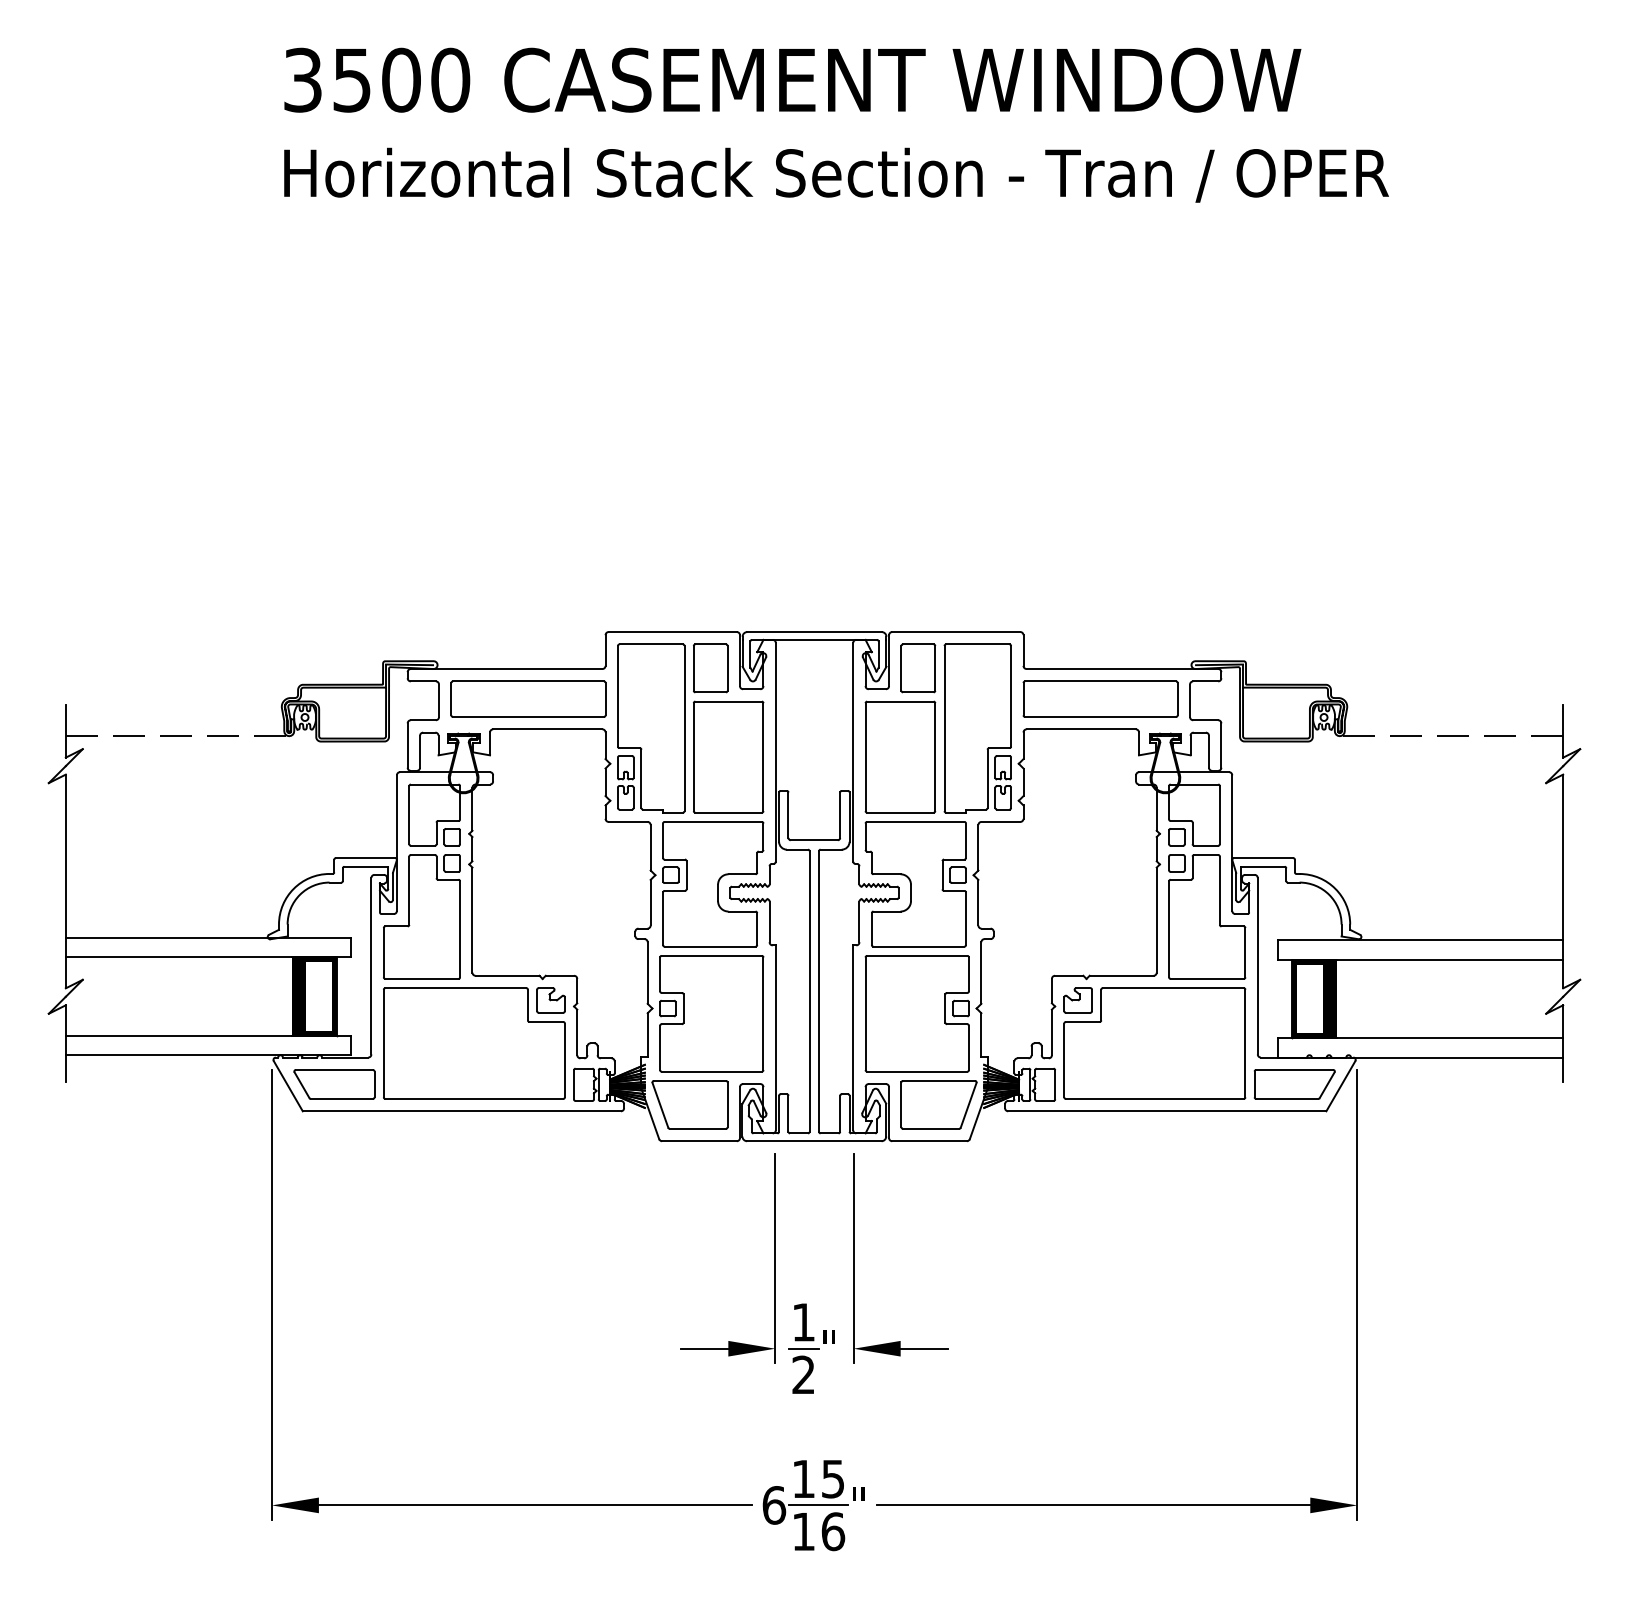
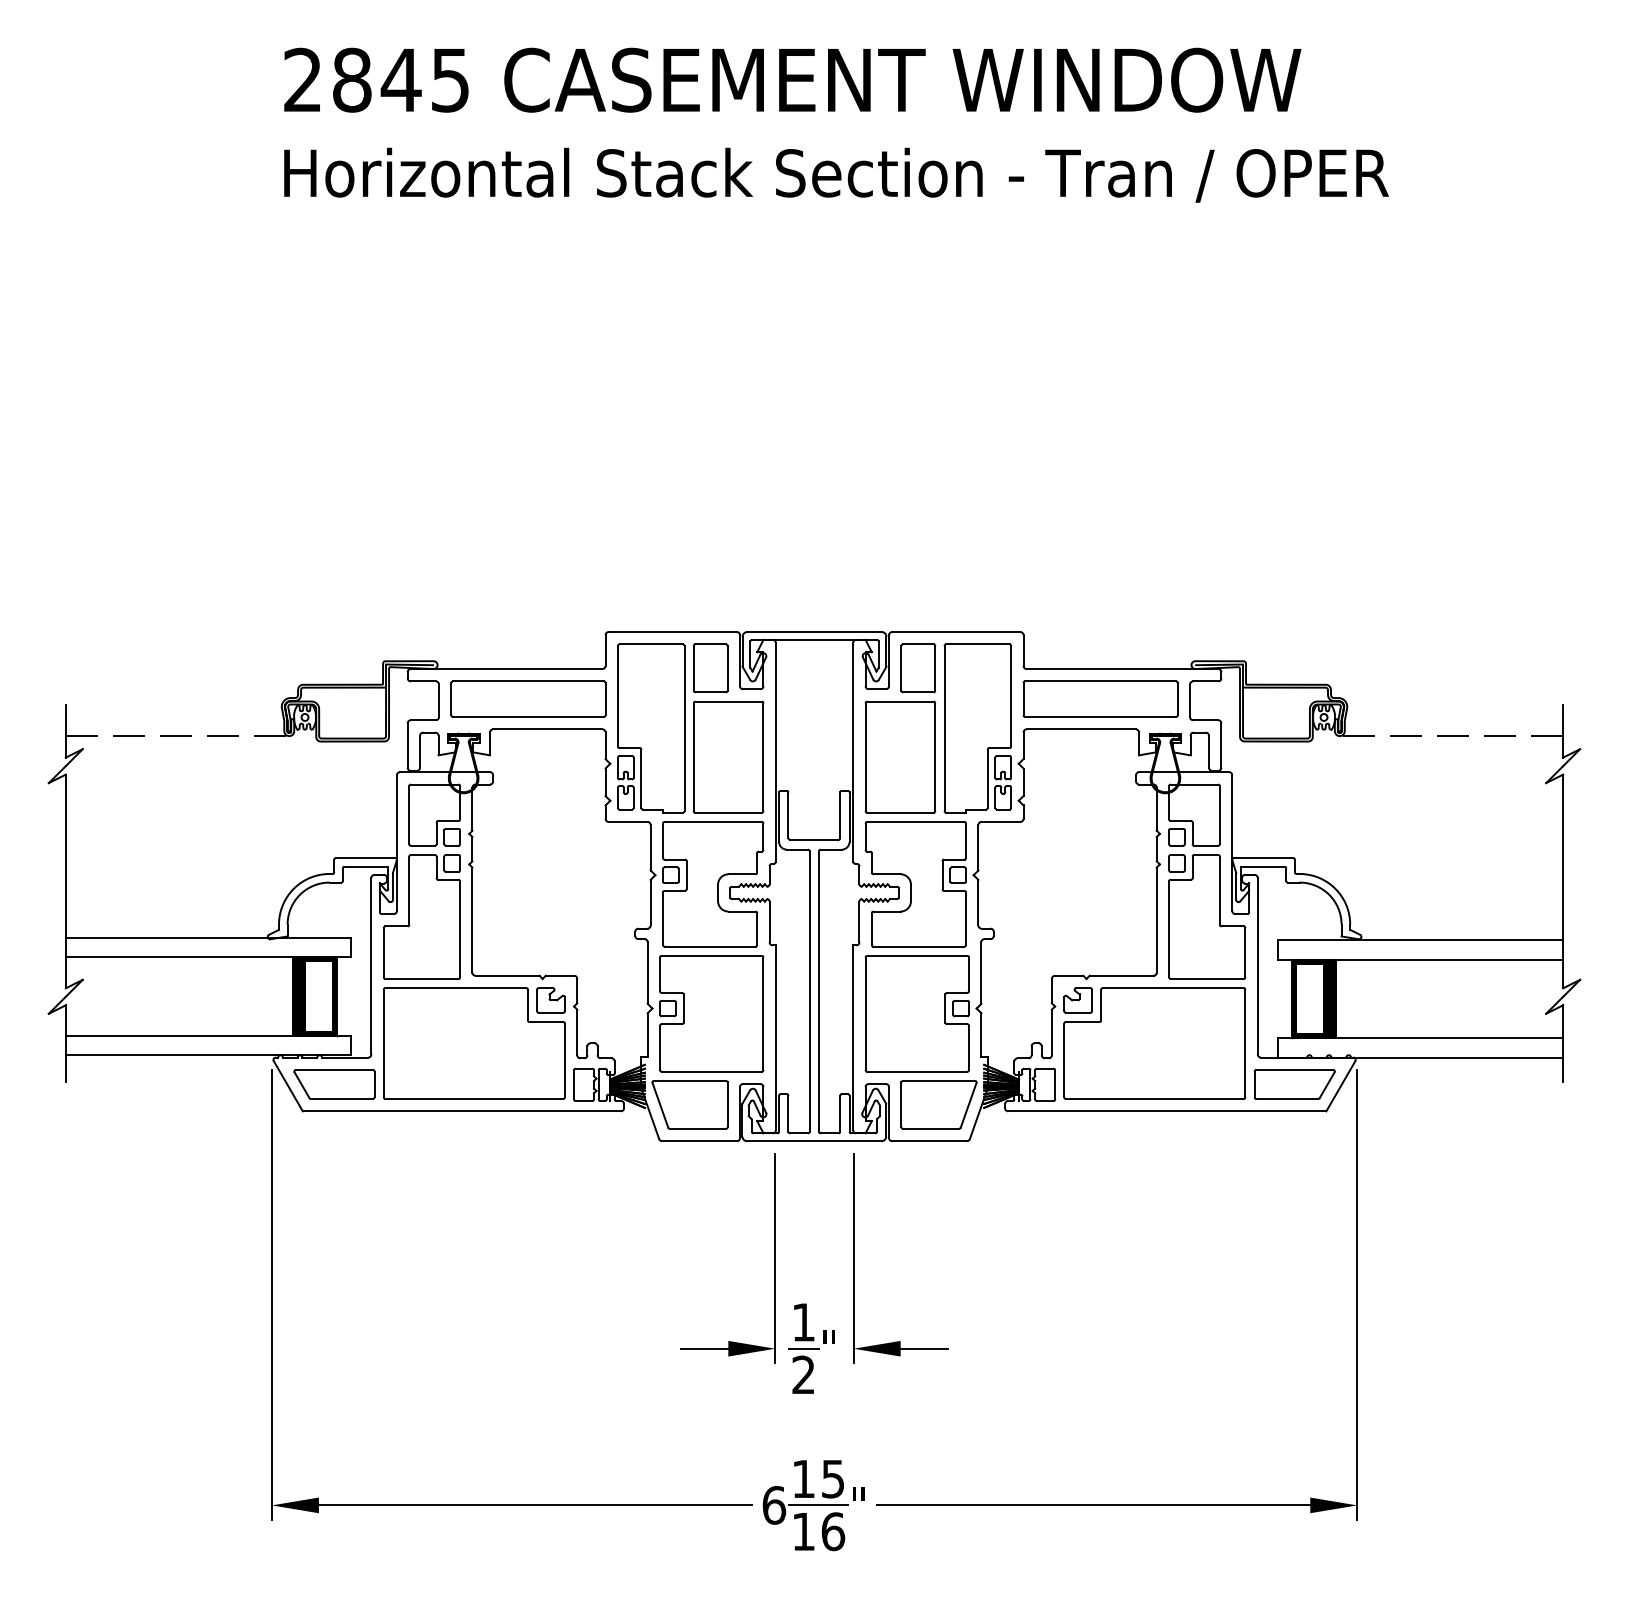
text: 3500 -> 2845 (377, 79)
